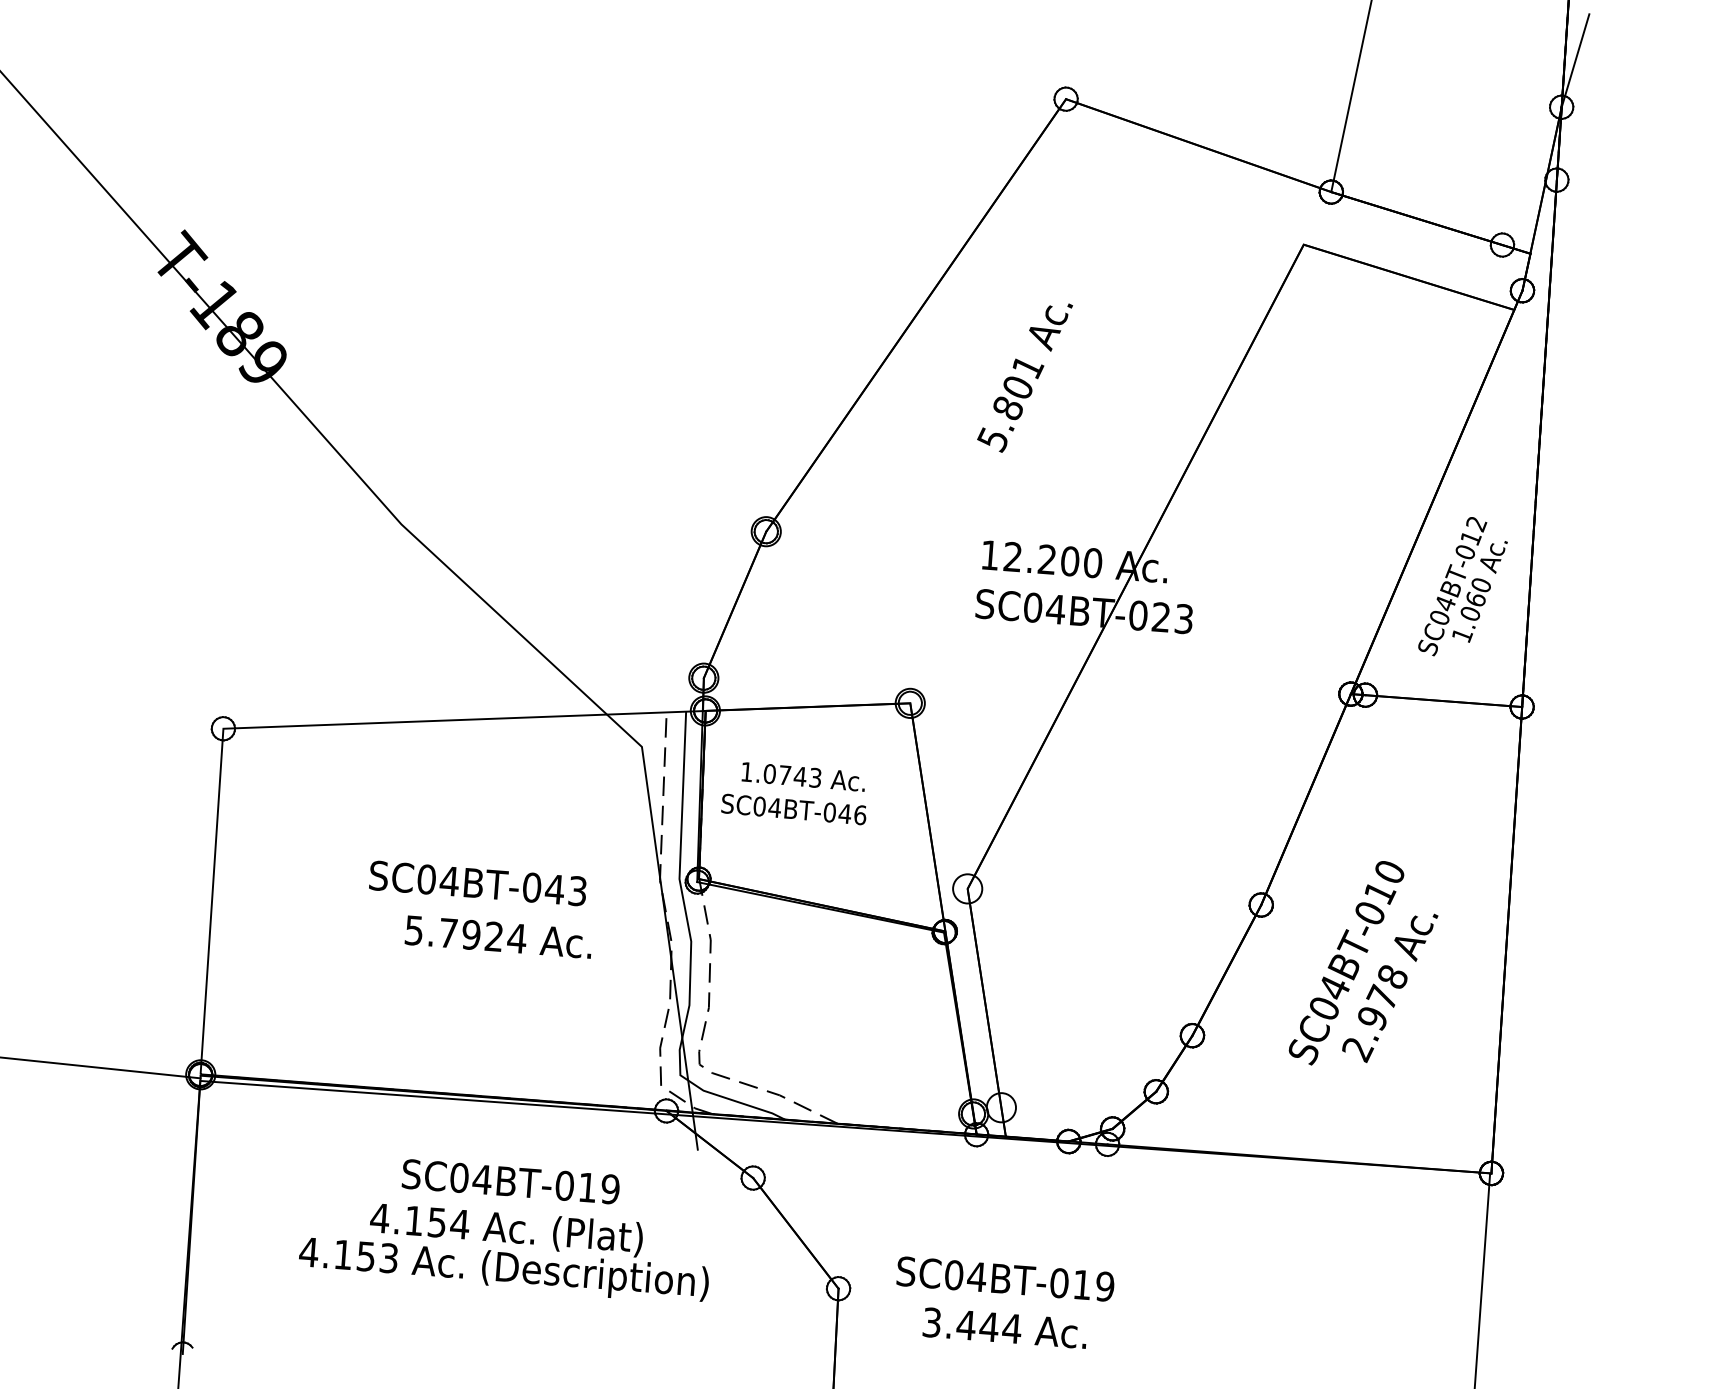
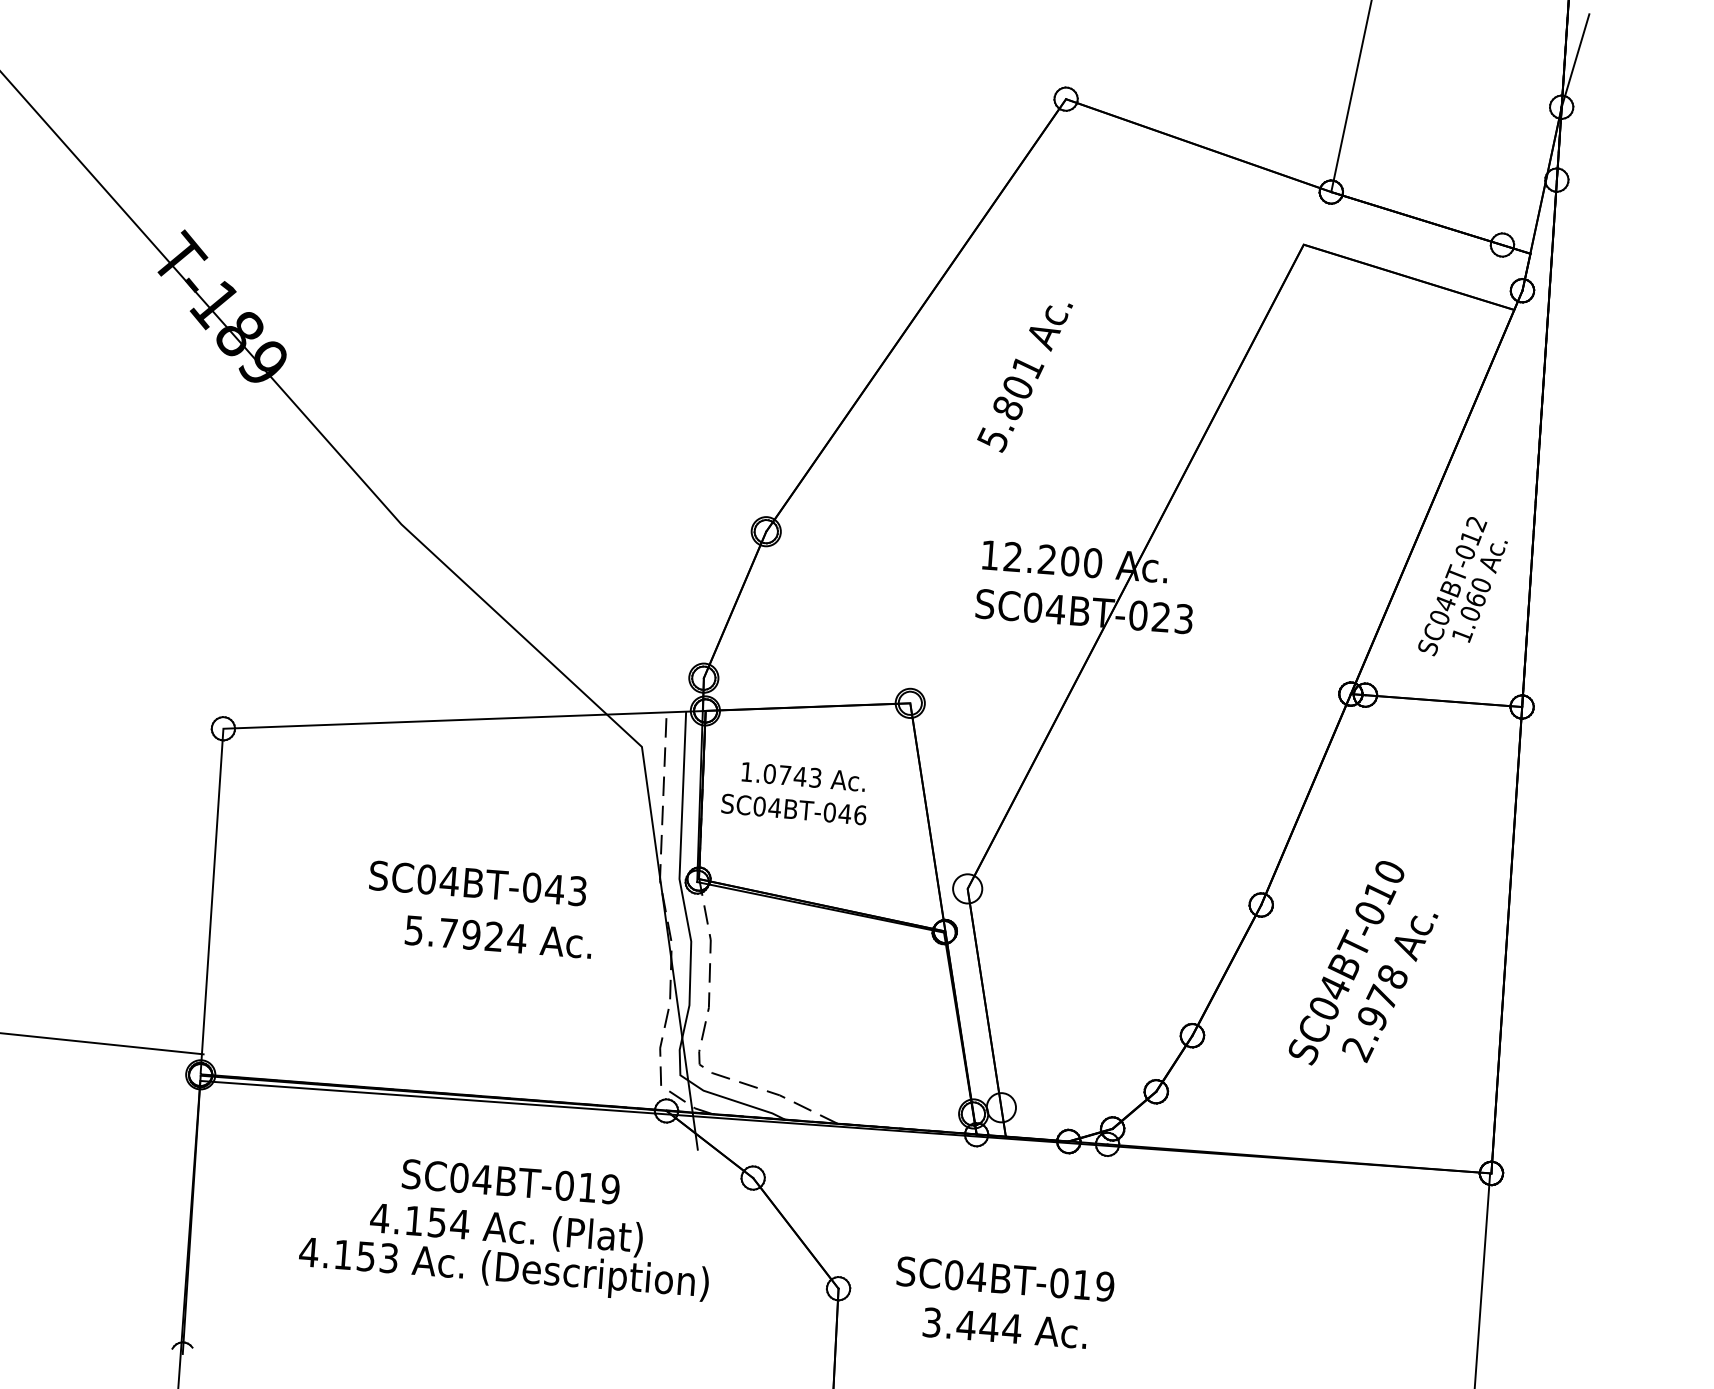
line position: (101, 1067) -> (102, 1043) (102, 1043)
